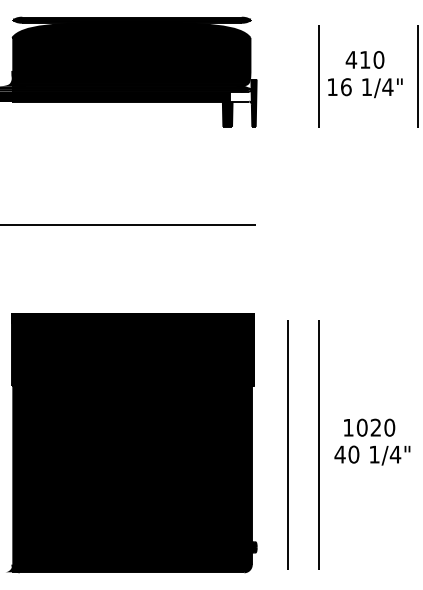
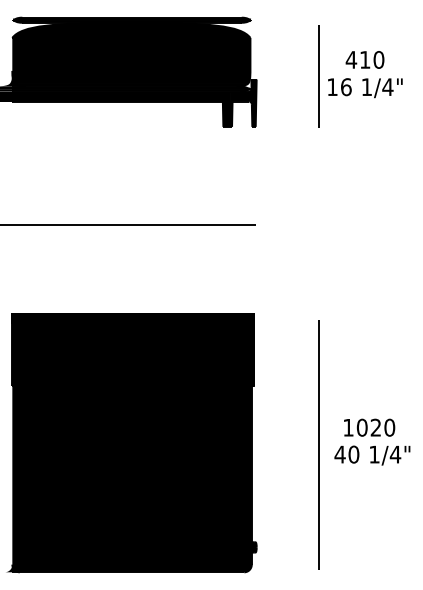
line: present -> none (417, 76)
fill: none -> present (240, 96)
line: present -> none (287, 444)
